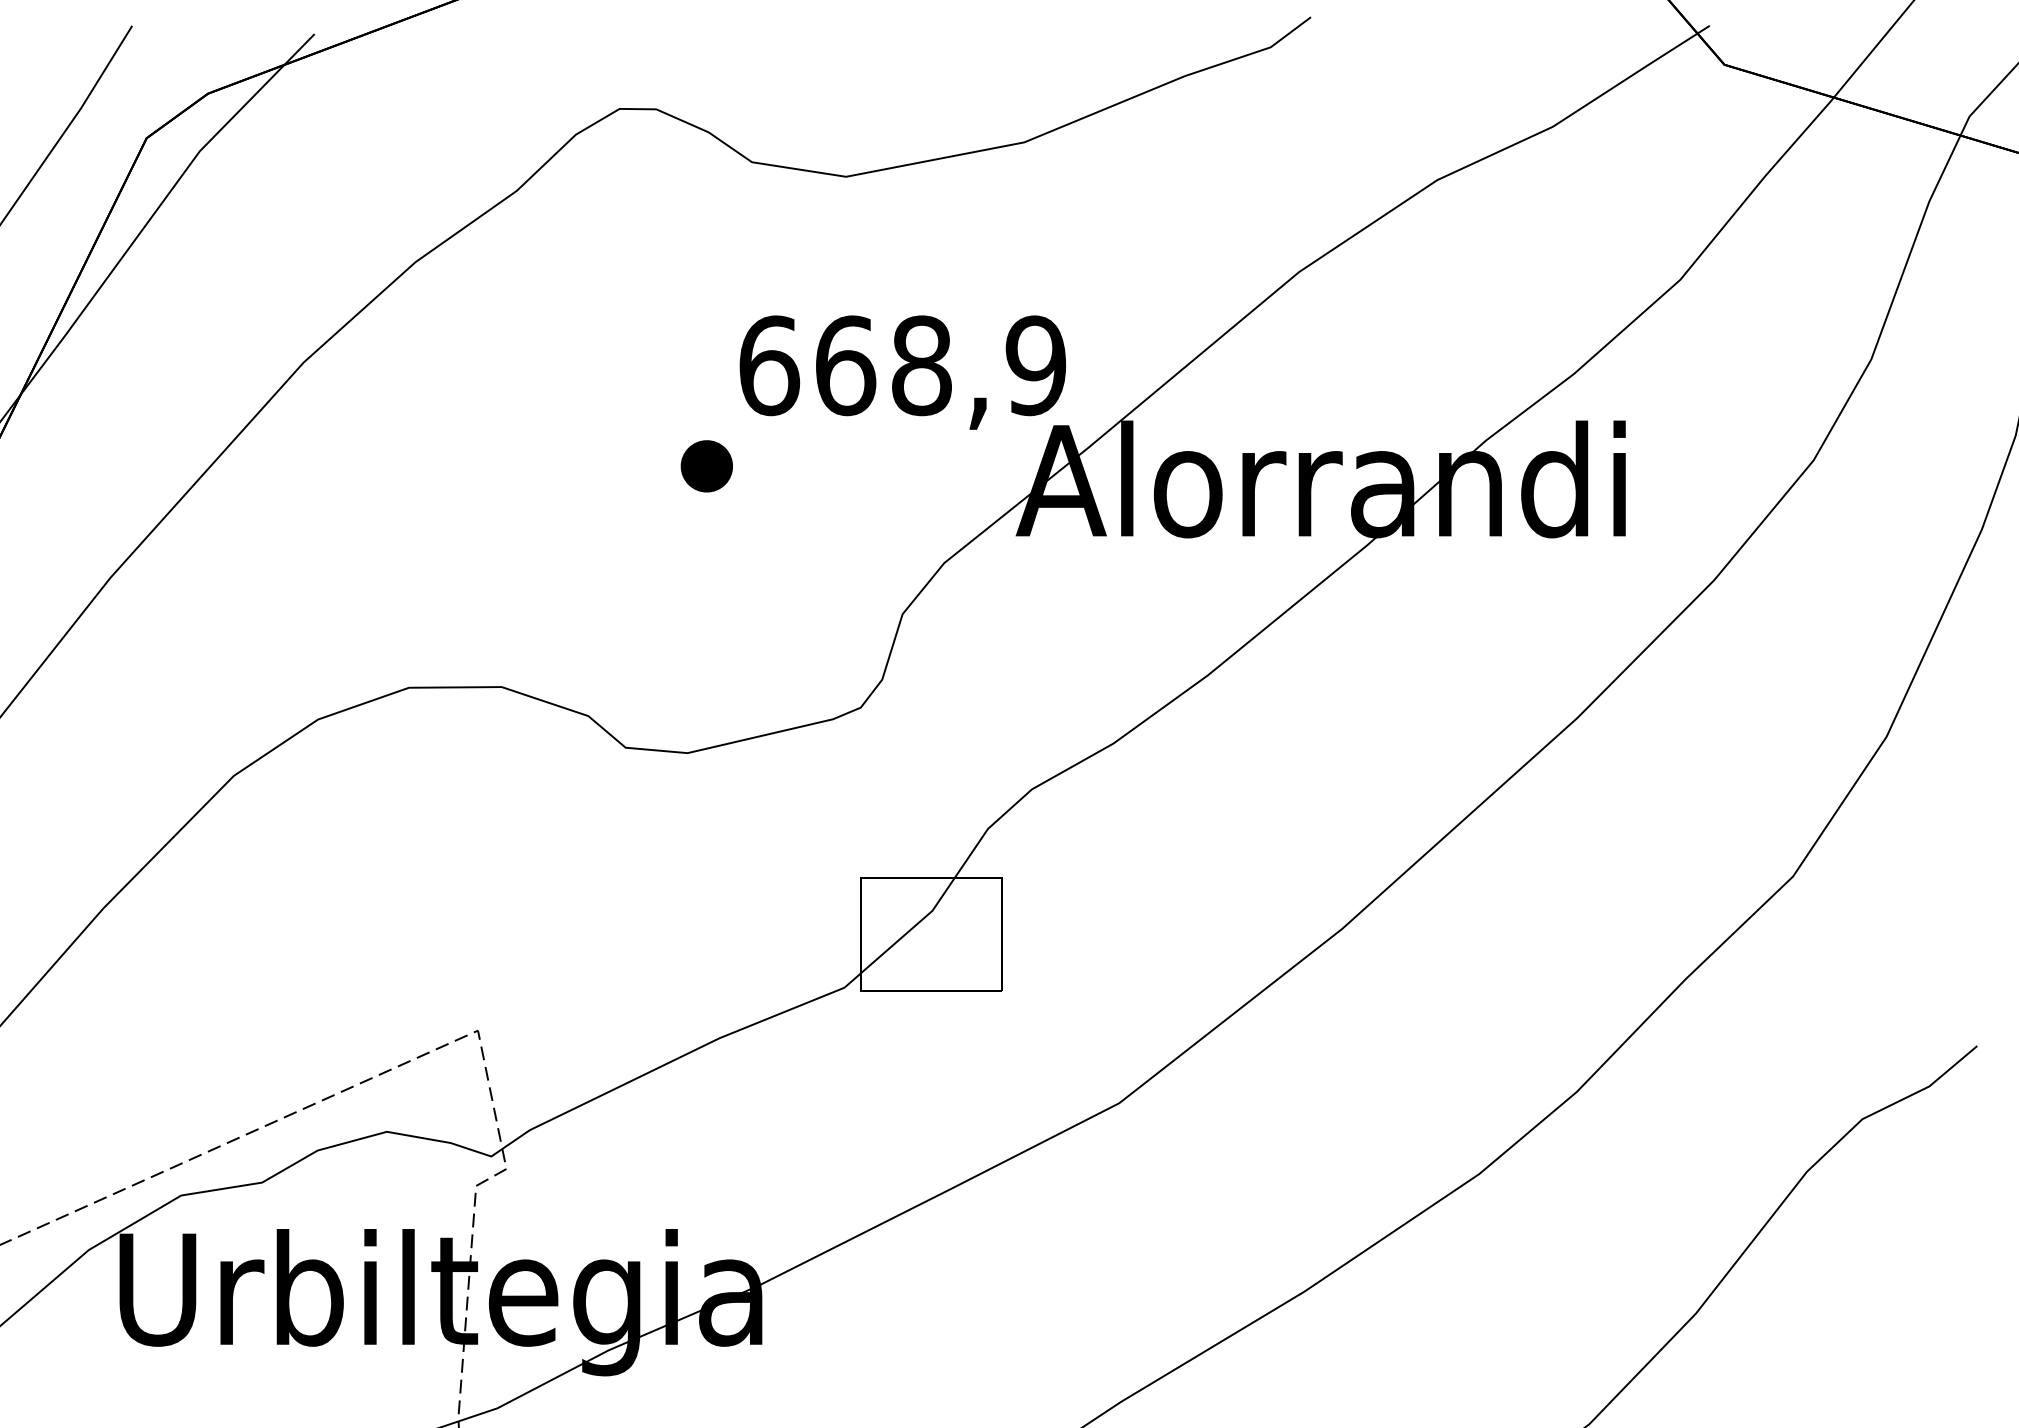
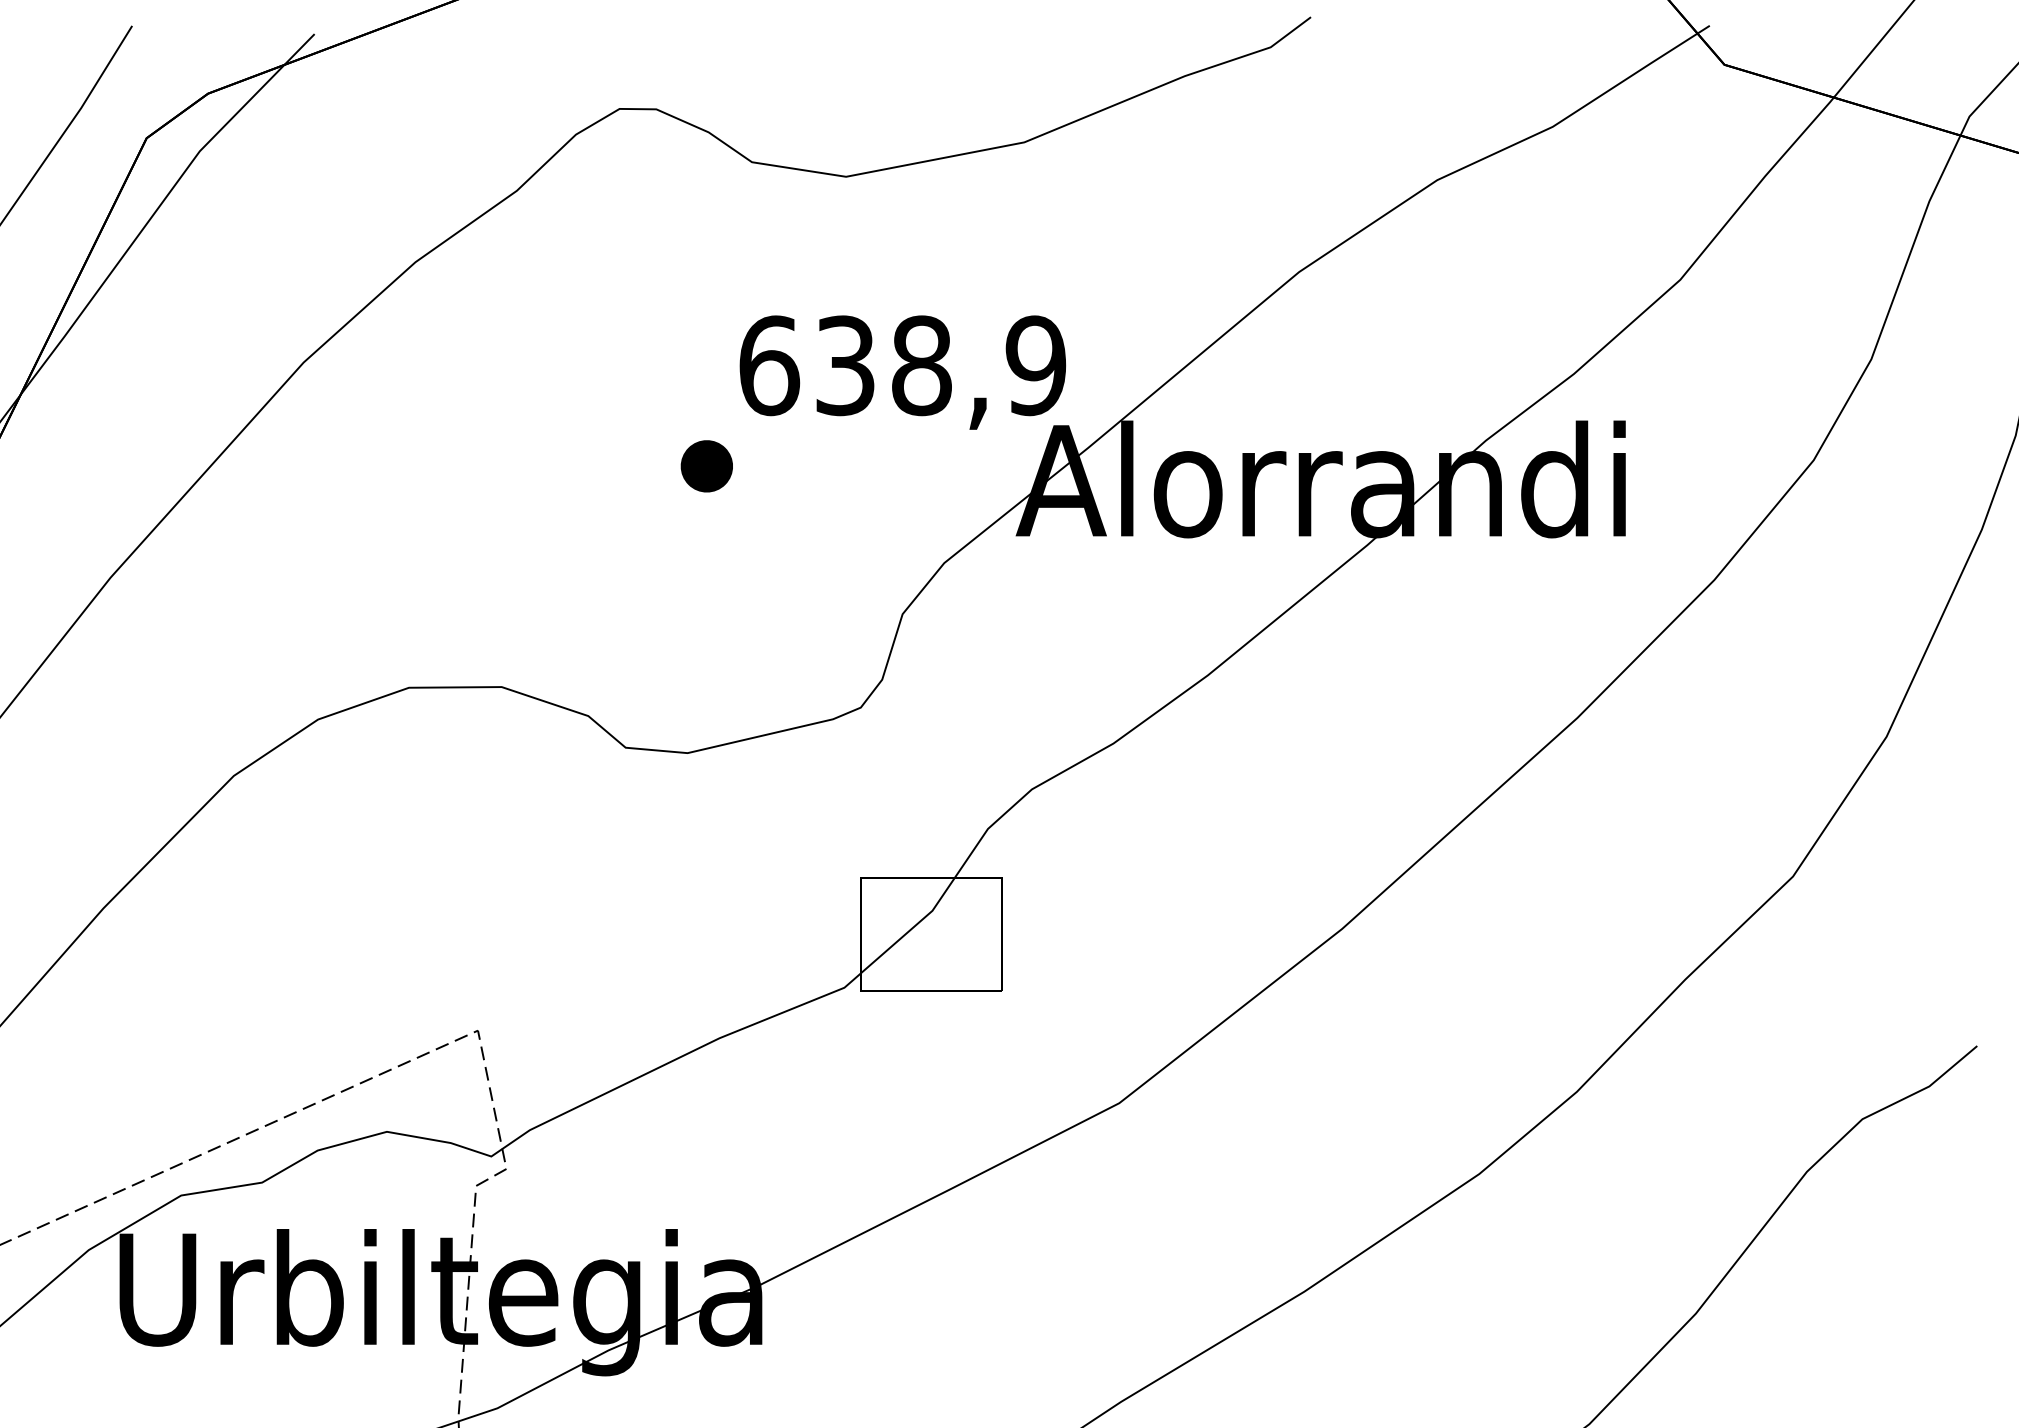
text: 668,9 -> 638,9 (846, 365)
